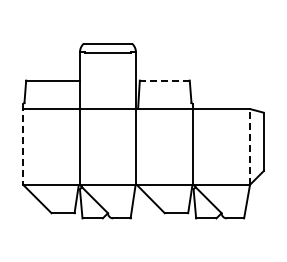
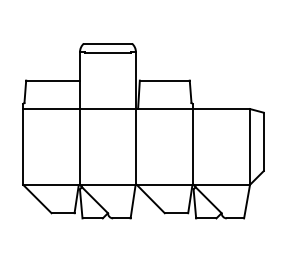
line: dashed -> solid (164, 80)
line: dashed -> solid (23, 144)
line: dashed -> solid (250, 146)
